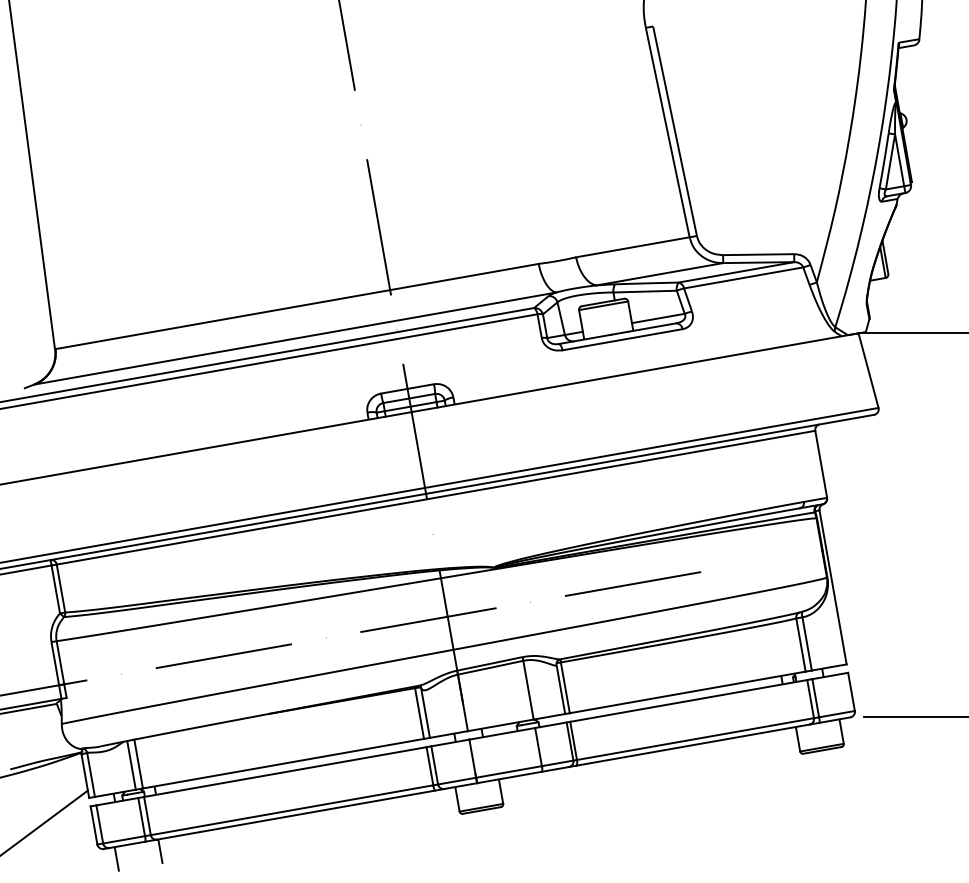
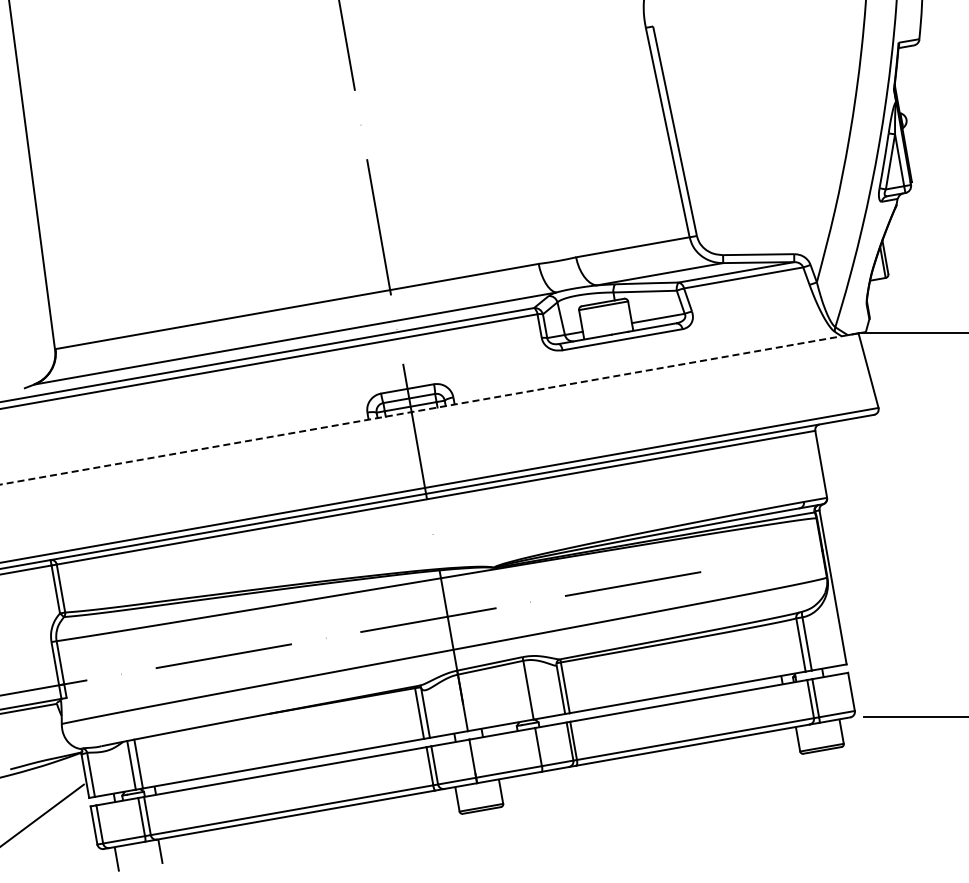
line: solid -> dashed (429, 408)
line position: (44, 822) -> (42, 814) (42, 814)
